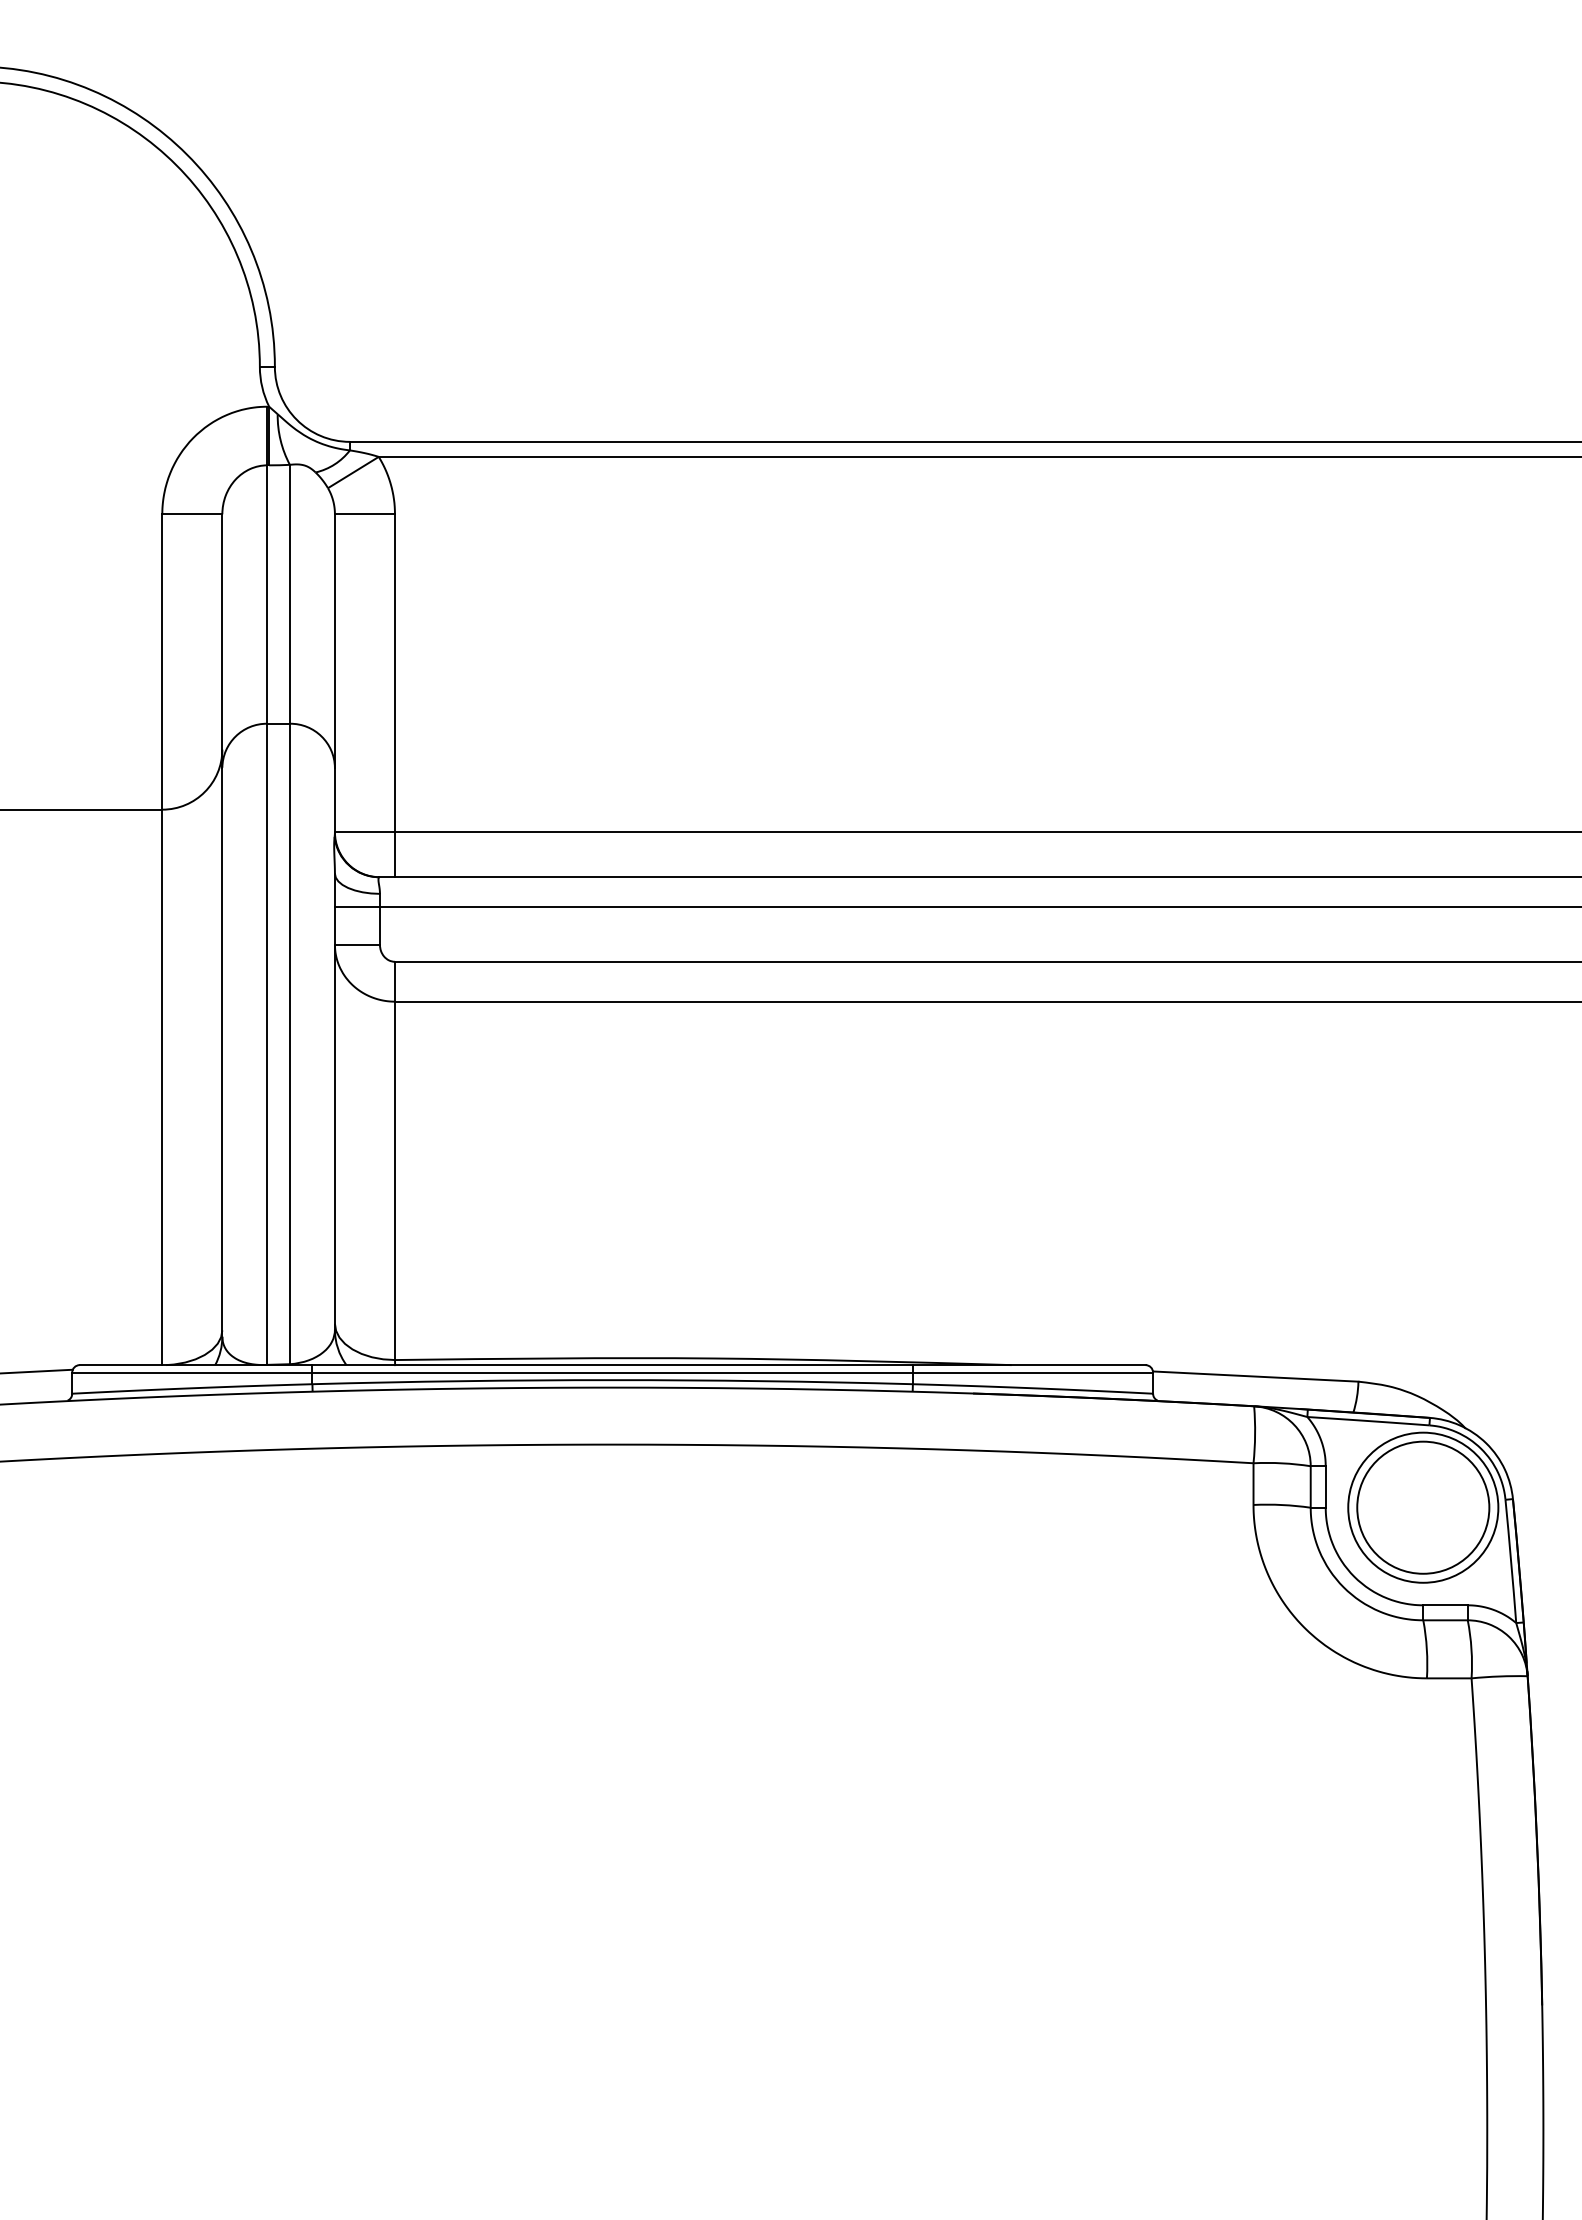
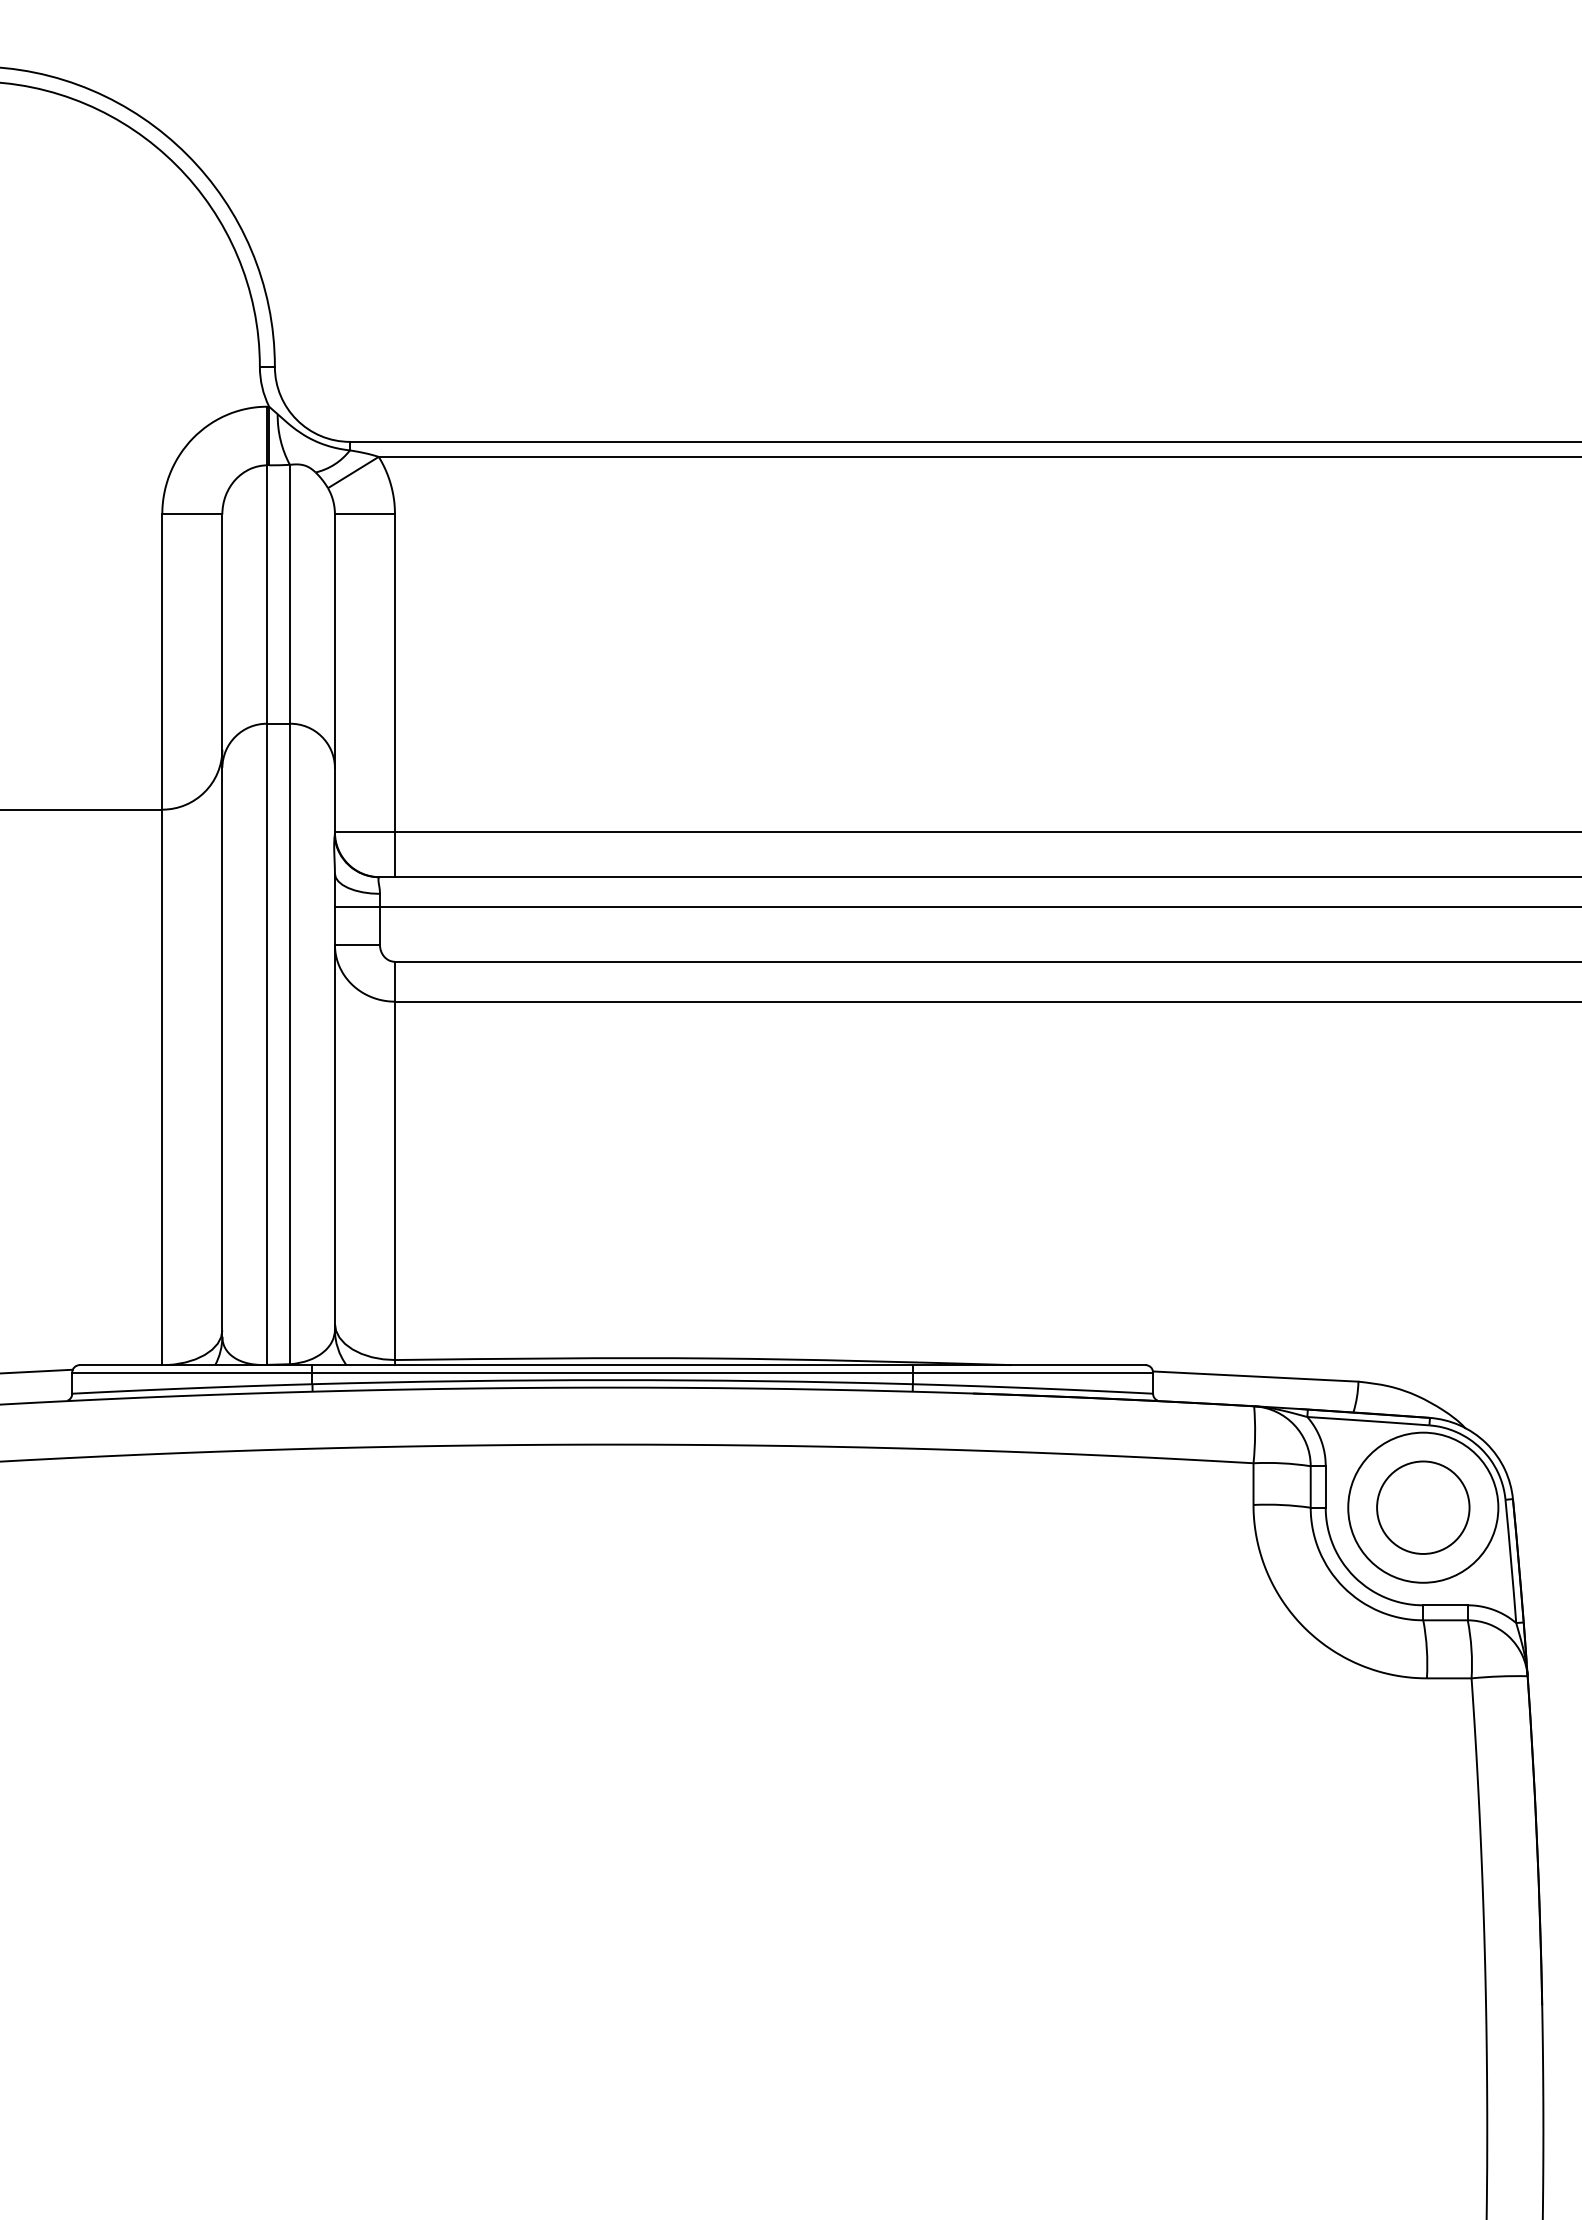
circle diameter: 132 px -> 92 px (1423, 1507)
